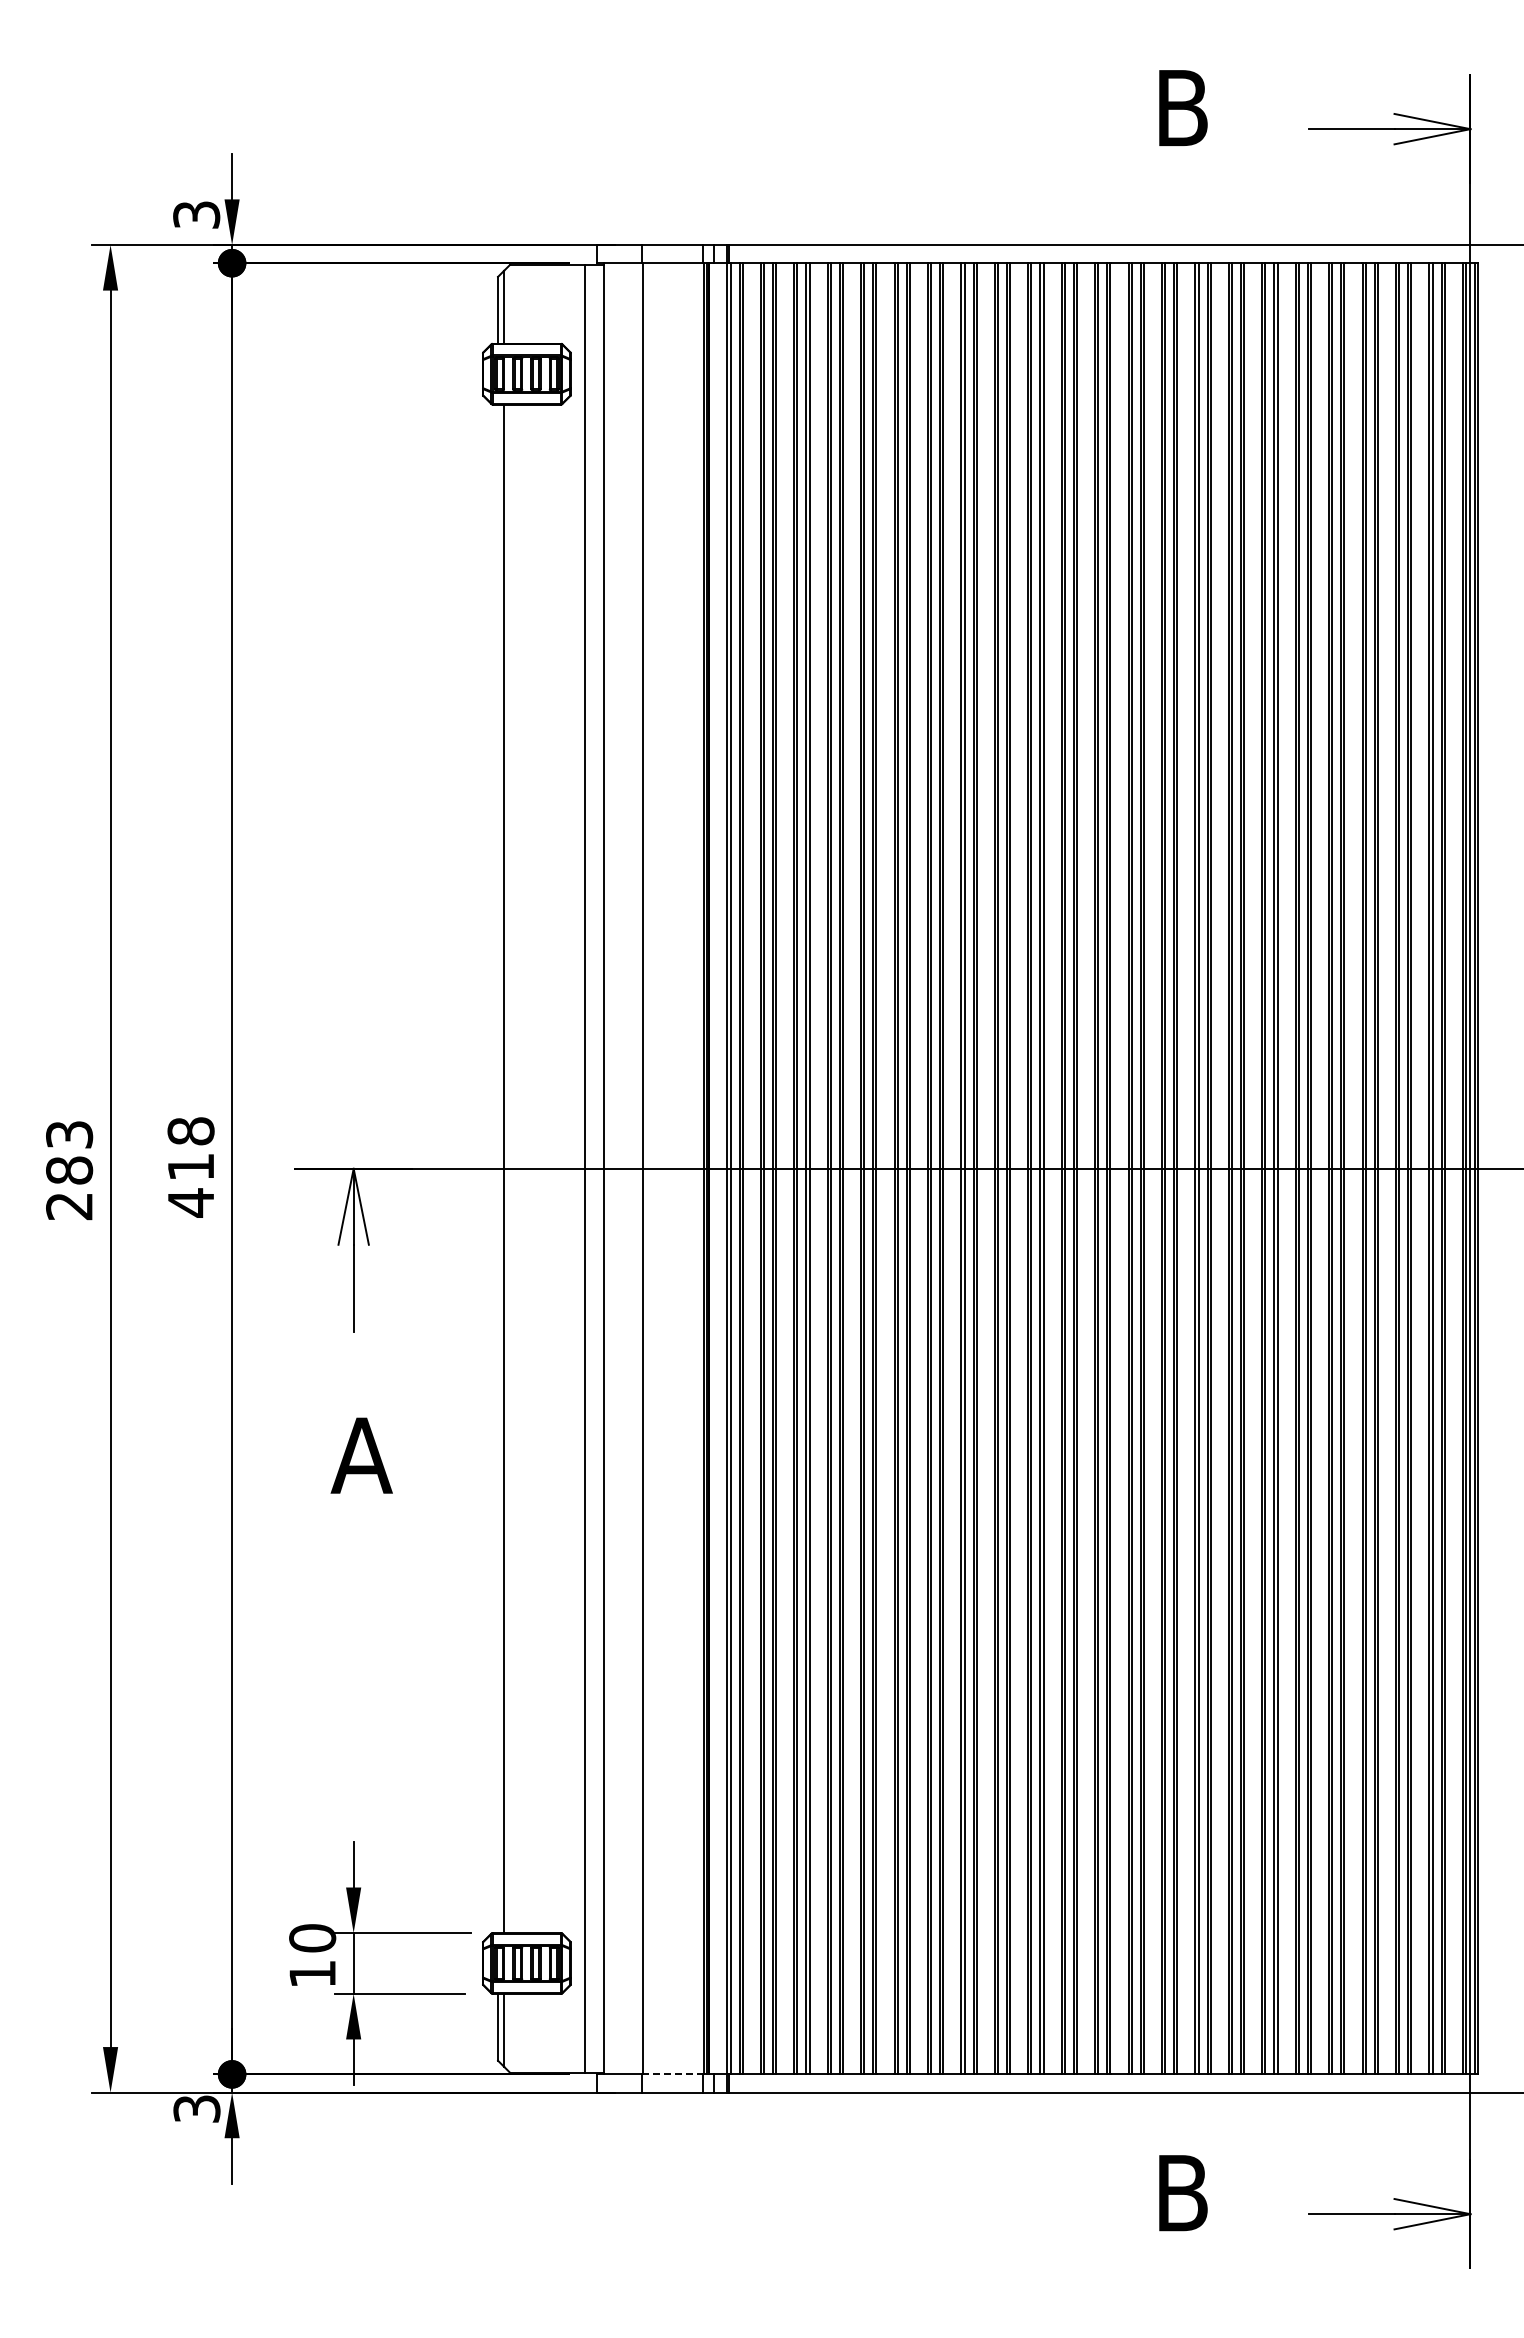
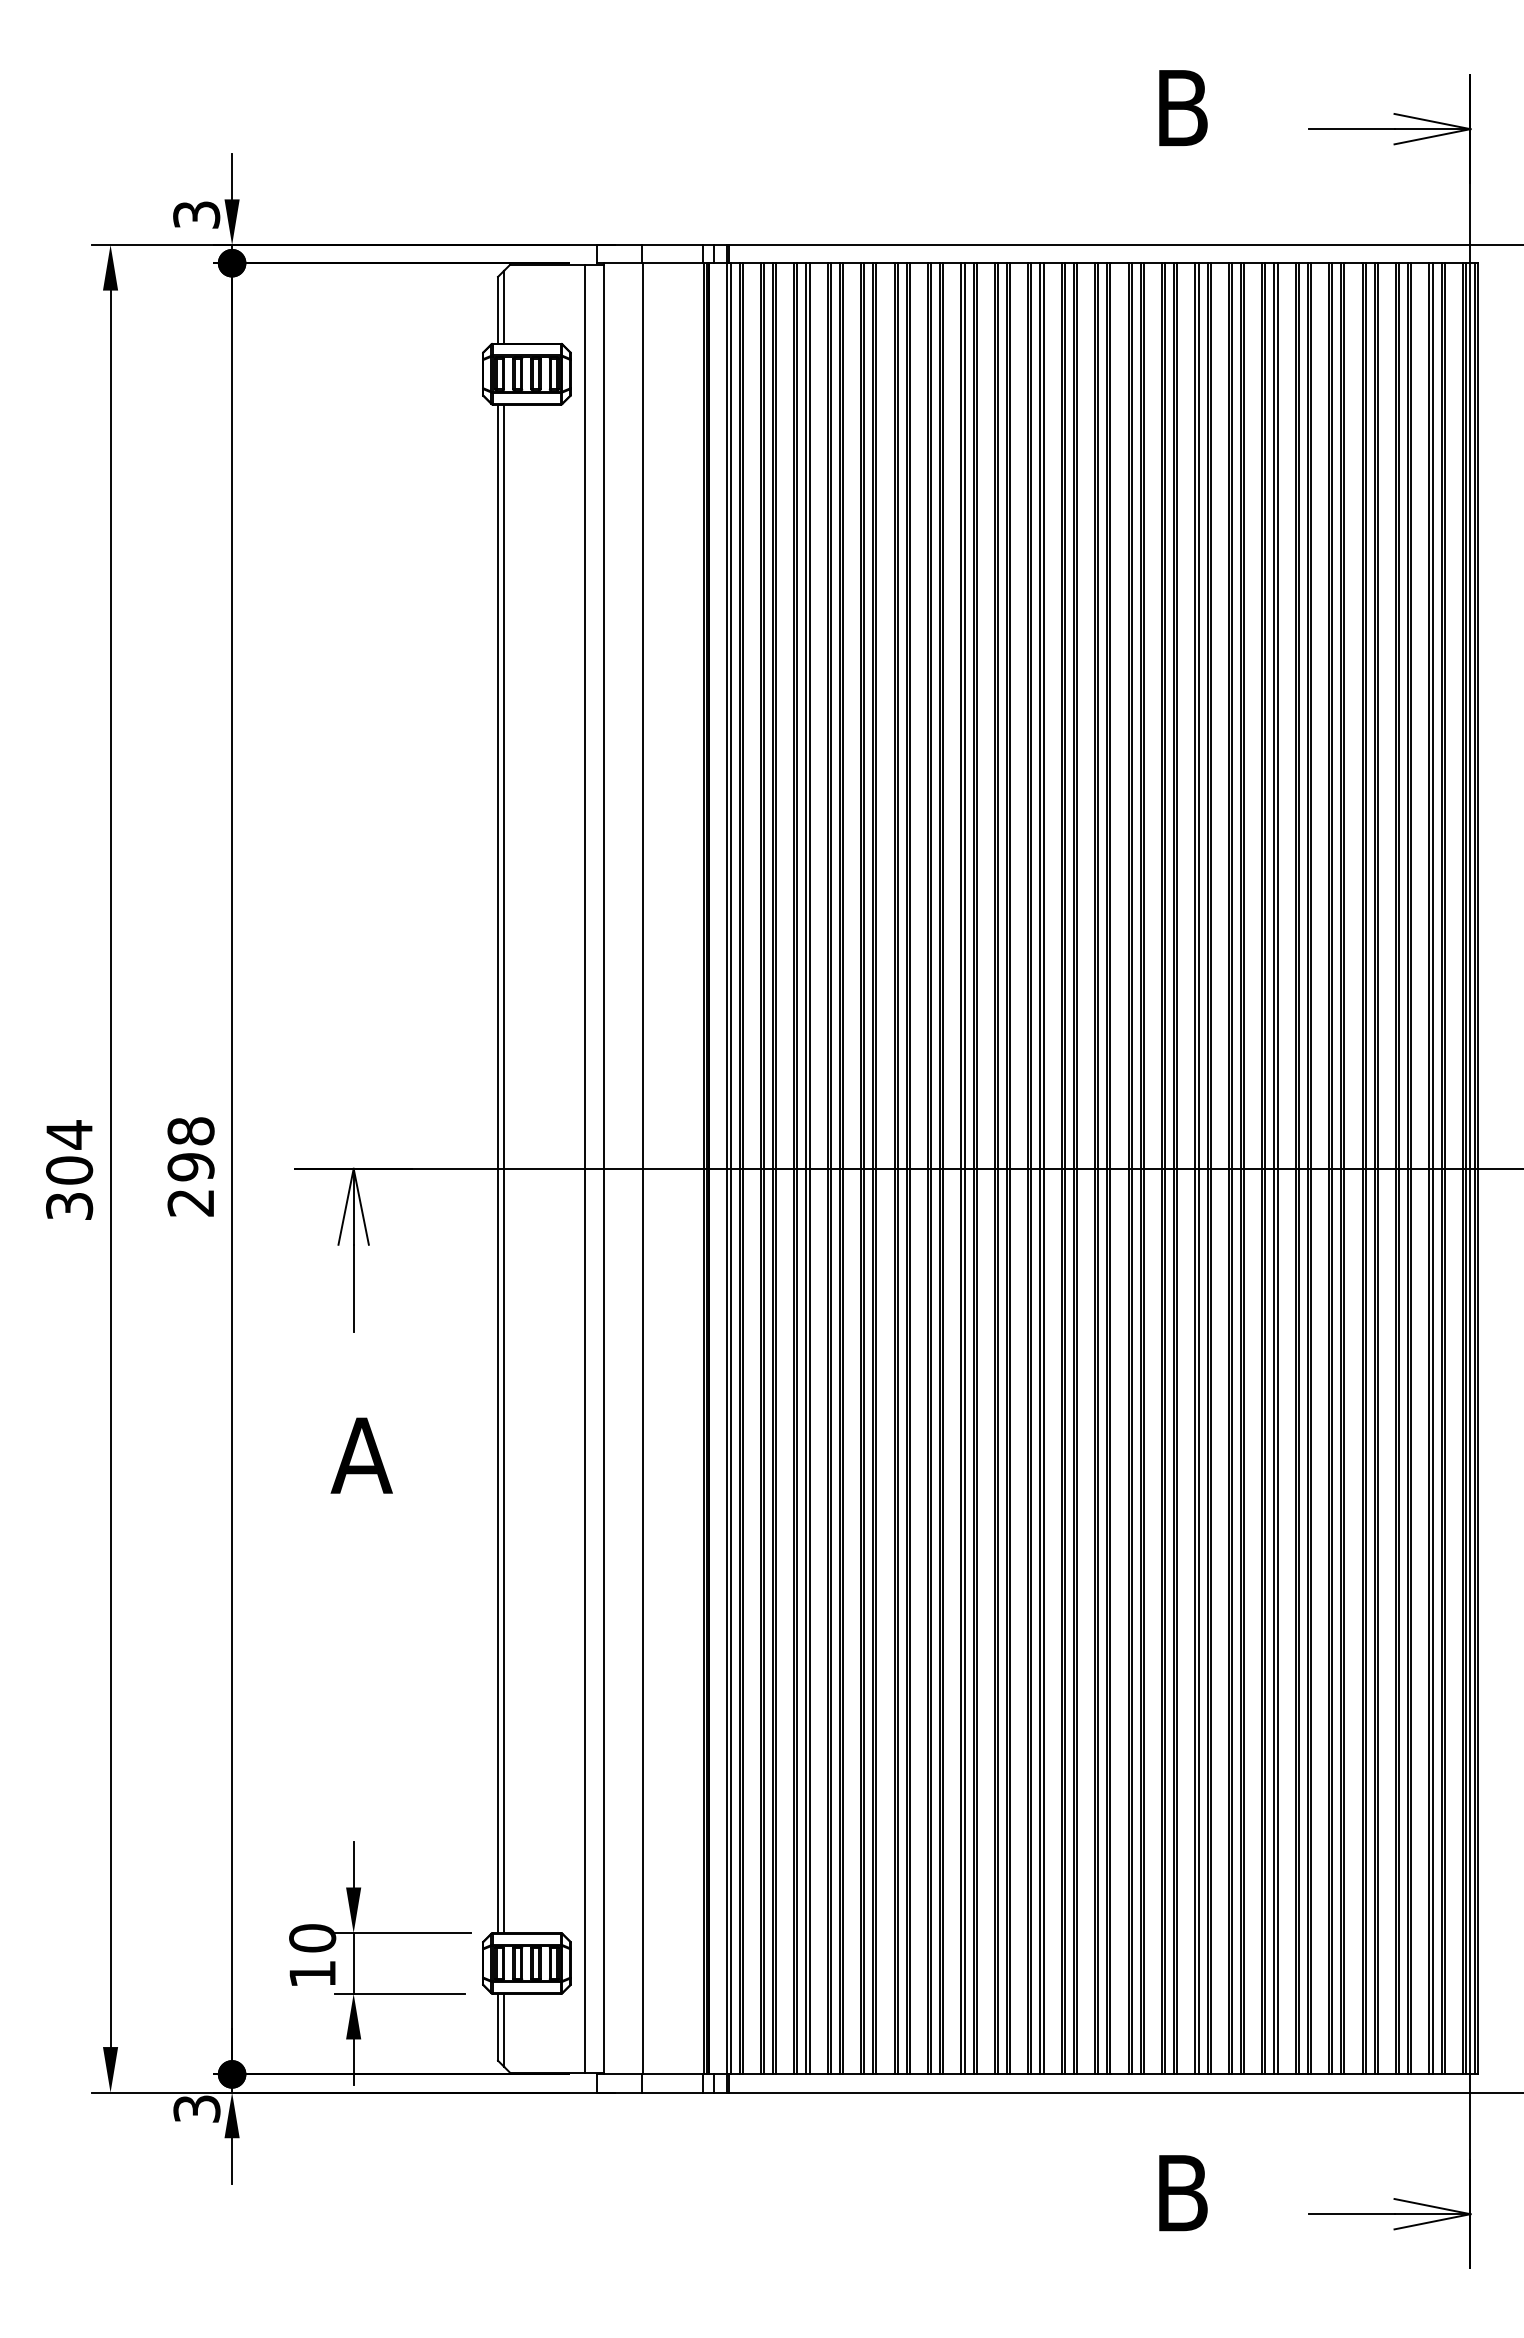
line: none -> present (498, 1168)
text: 283 -> 304 (69, 1170)
text: 418 -> 298 (190, 1185)
line: dashed -> solid (672, 2074)
